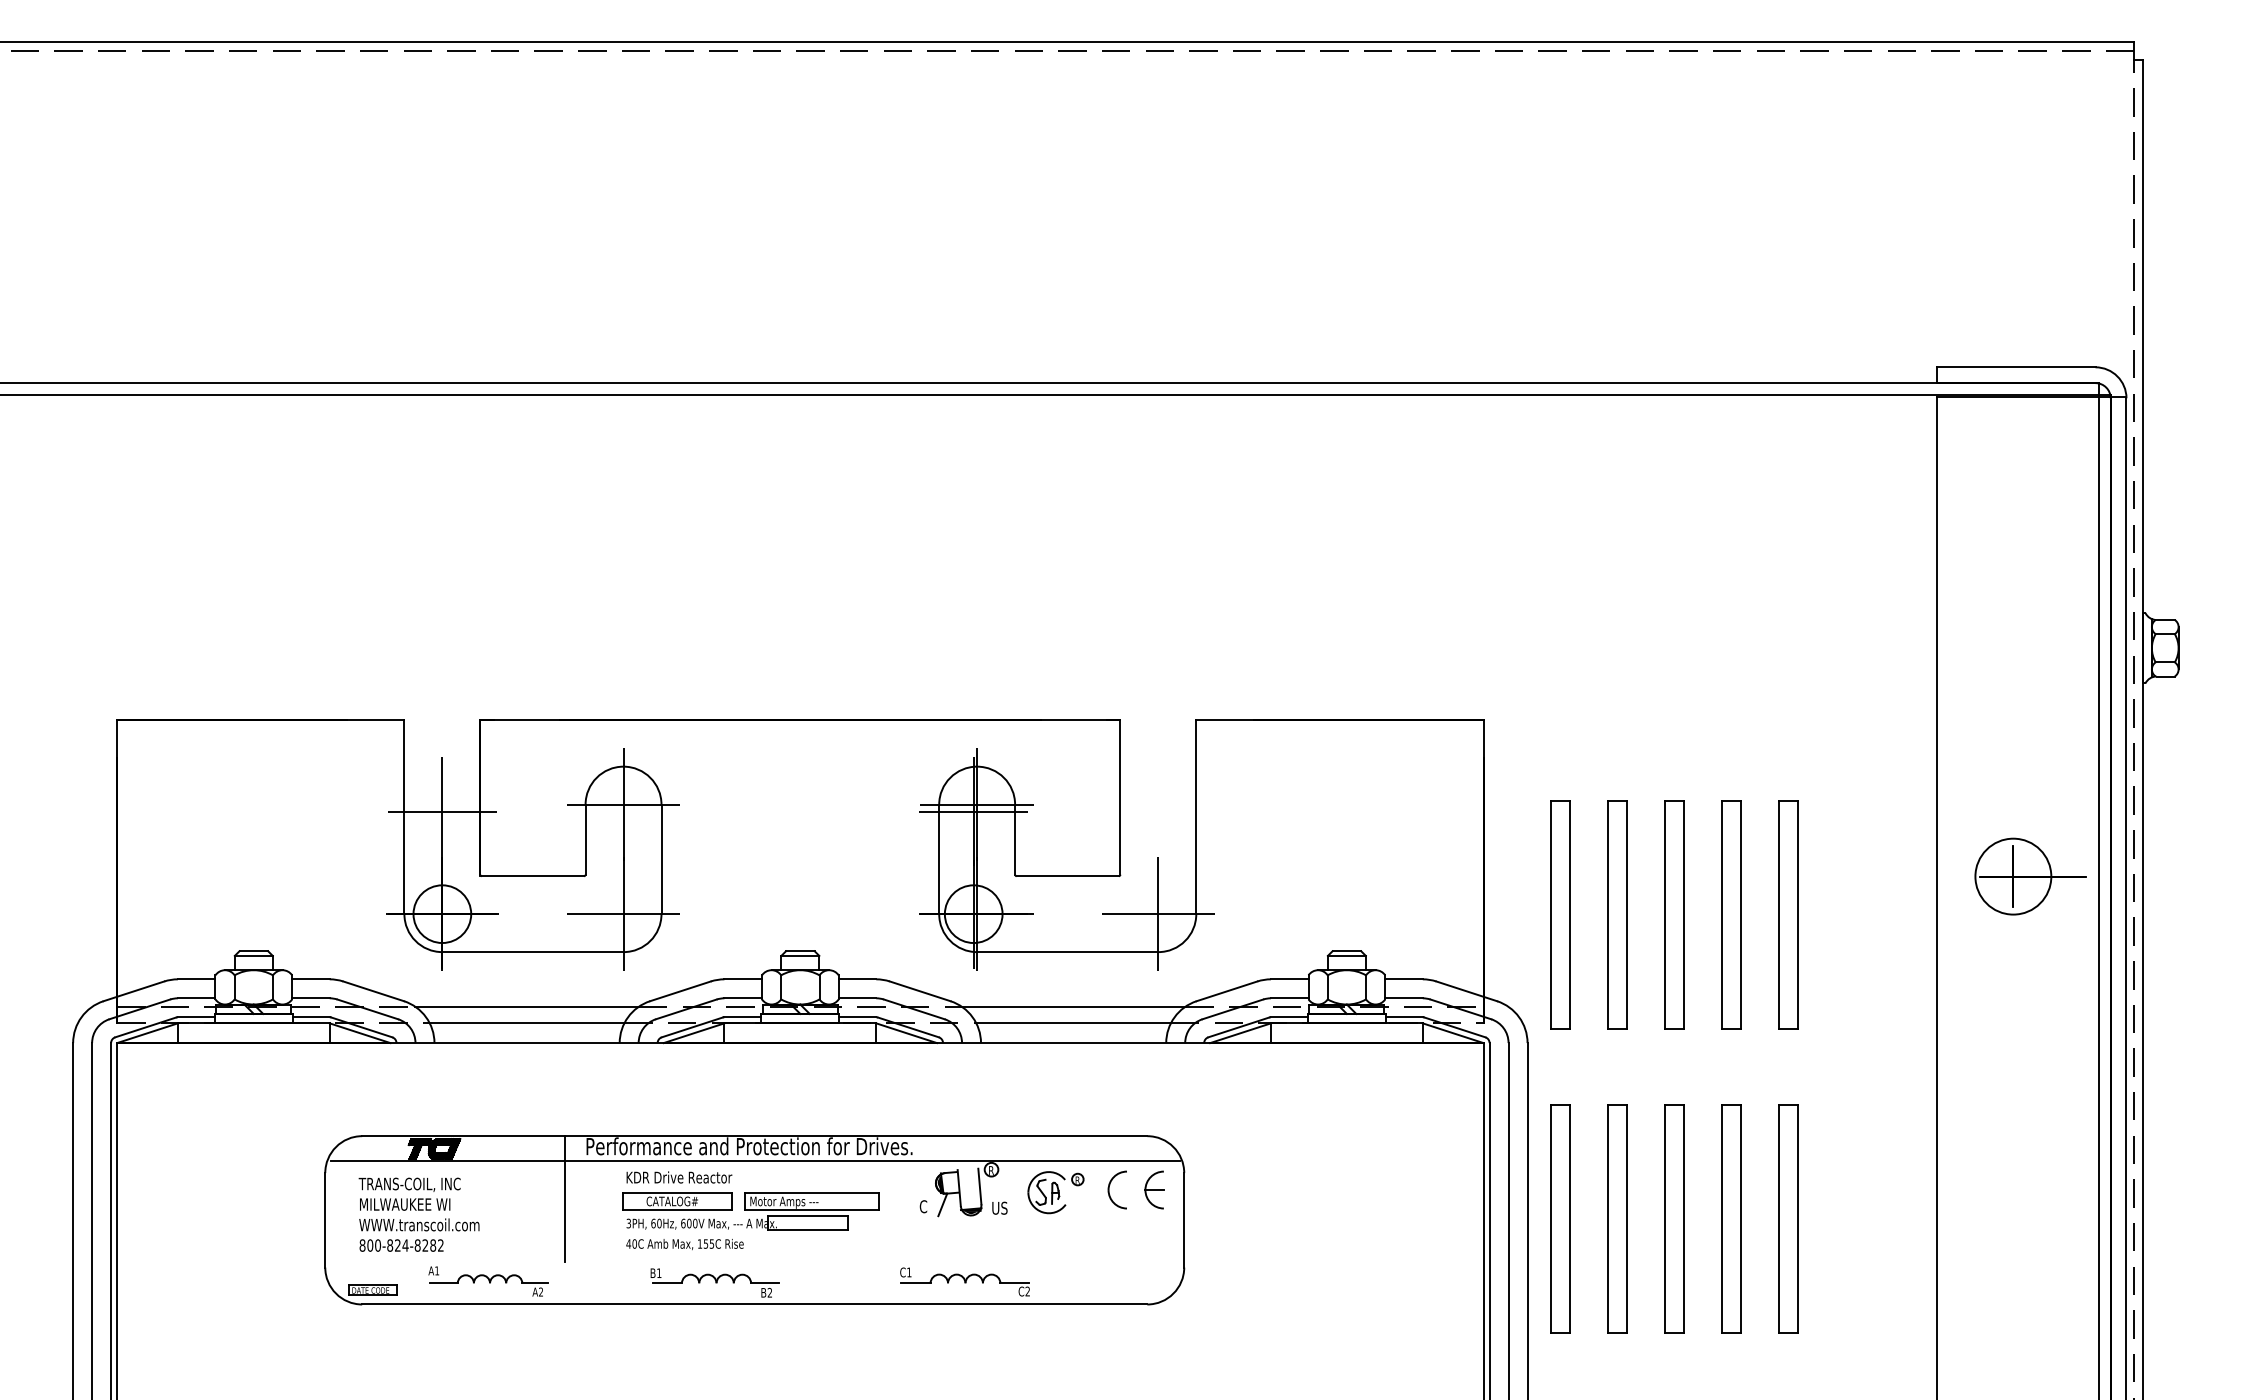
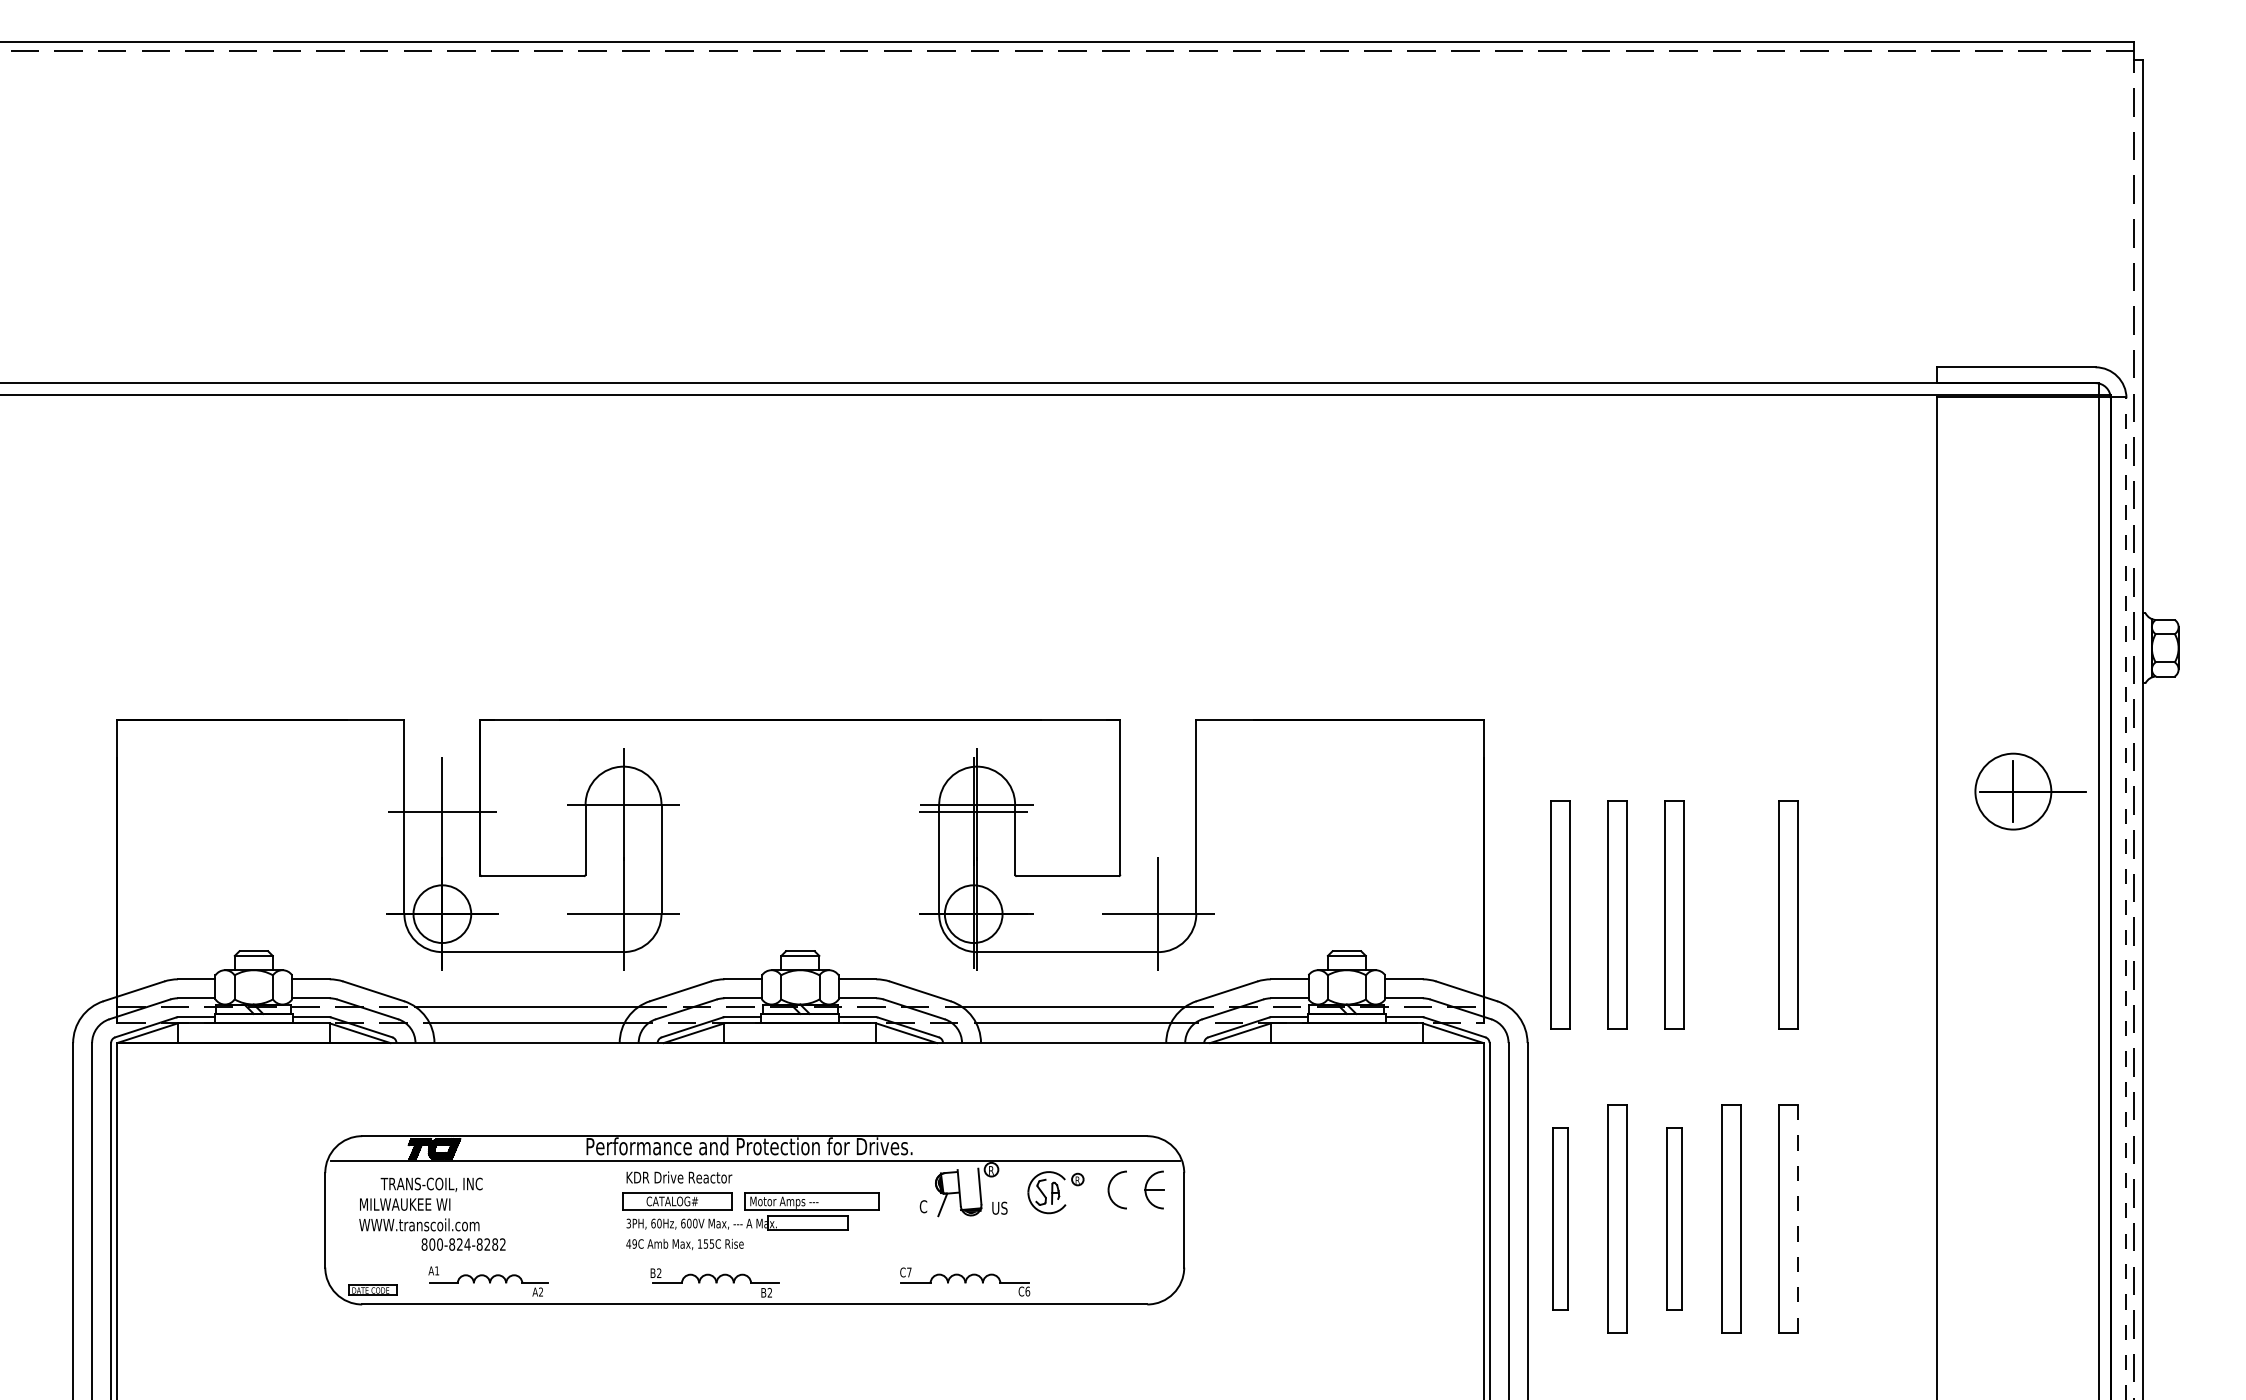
part position: (2030, 876) -> (2030, 791) (2030, 791)
line: solid -> dashed (2126, 898)
part: present -> none (1731, 914)
text position: (409, 1184) -> (431, 1184) (431, 1184)
line: present -> none (565, 1199)
part size: 21x230 px -> 17x184 px (1560, 1218)
part size: 21x230 px -> 17x184 px (1674, 1218)
line: solid -> dashed (1797, 1218)
text: 40C -> 49C (634, 1243)
text position: (401, 1245) -> (463, 1244) (463, 1244)
text: B1 -> B2 (659, 1272)
text: C1 -> C7 (909, 1272)
text: C2 -> C6 (1027, 1291)
